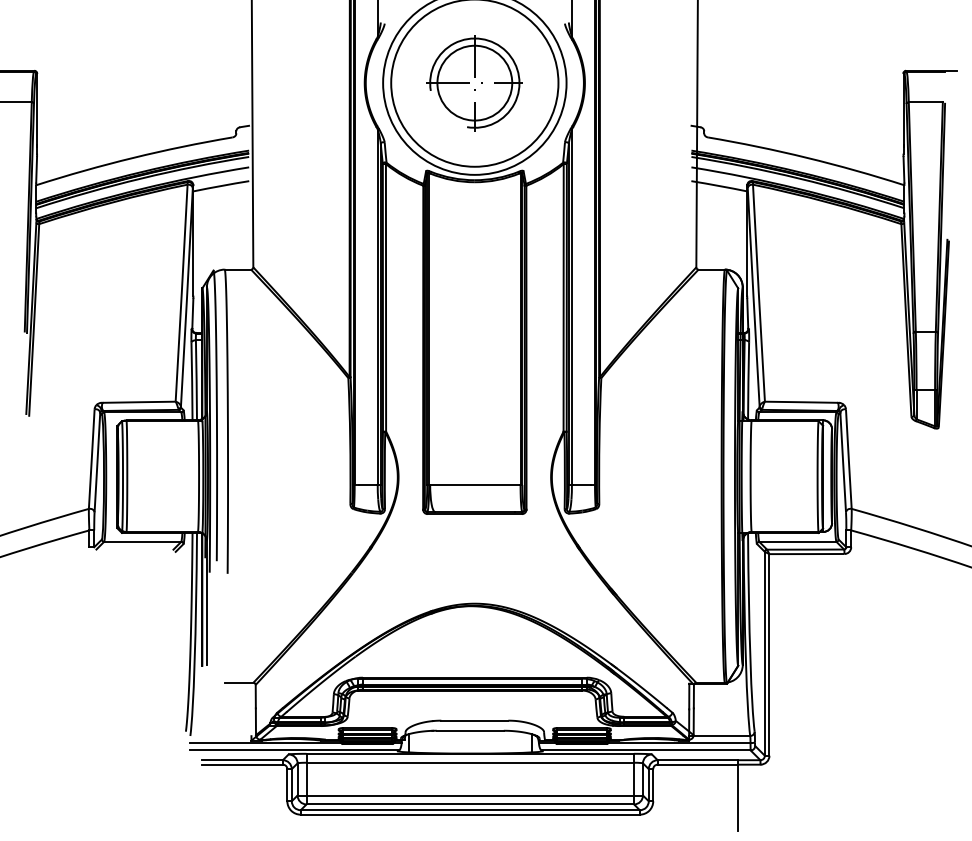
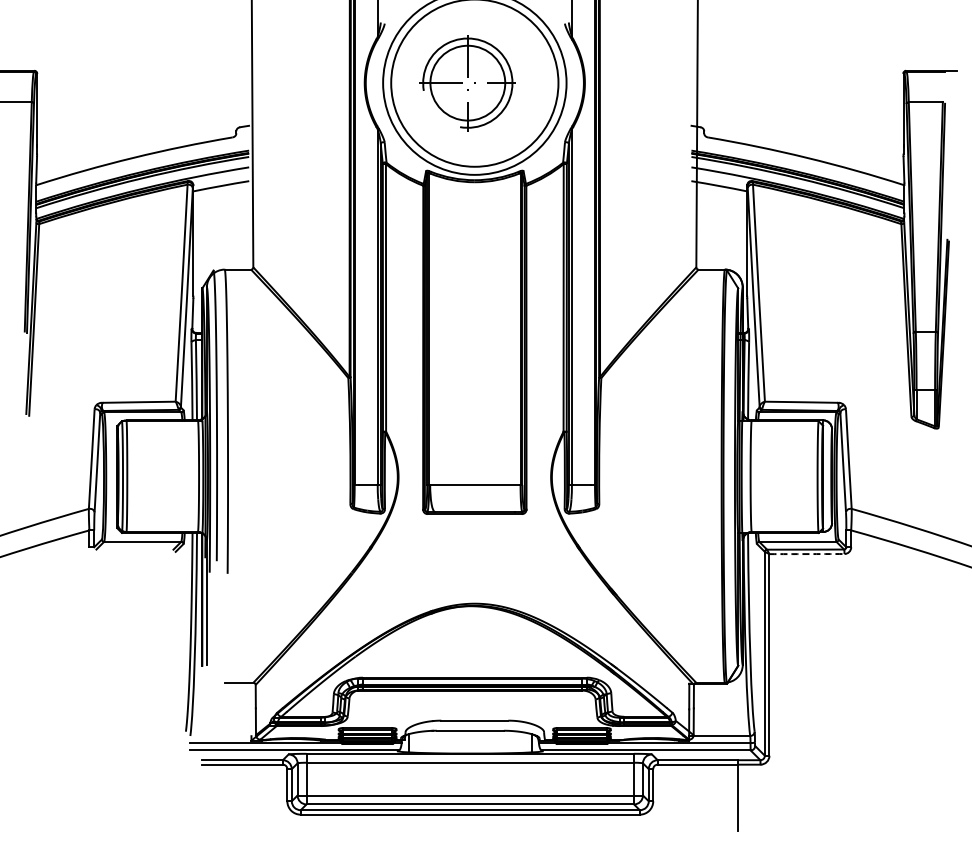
part position: (474, 83) -> (467, 83) (467, 83)
arc: solid -> dashed (806, 554)
